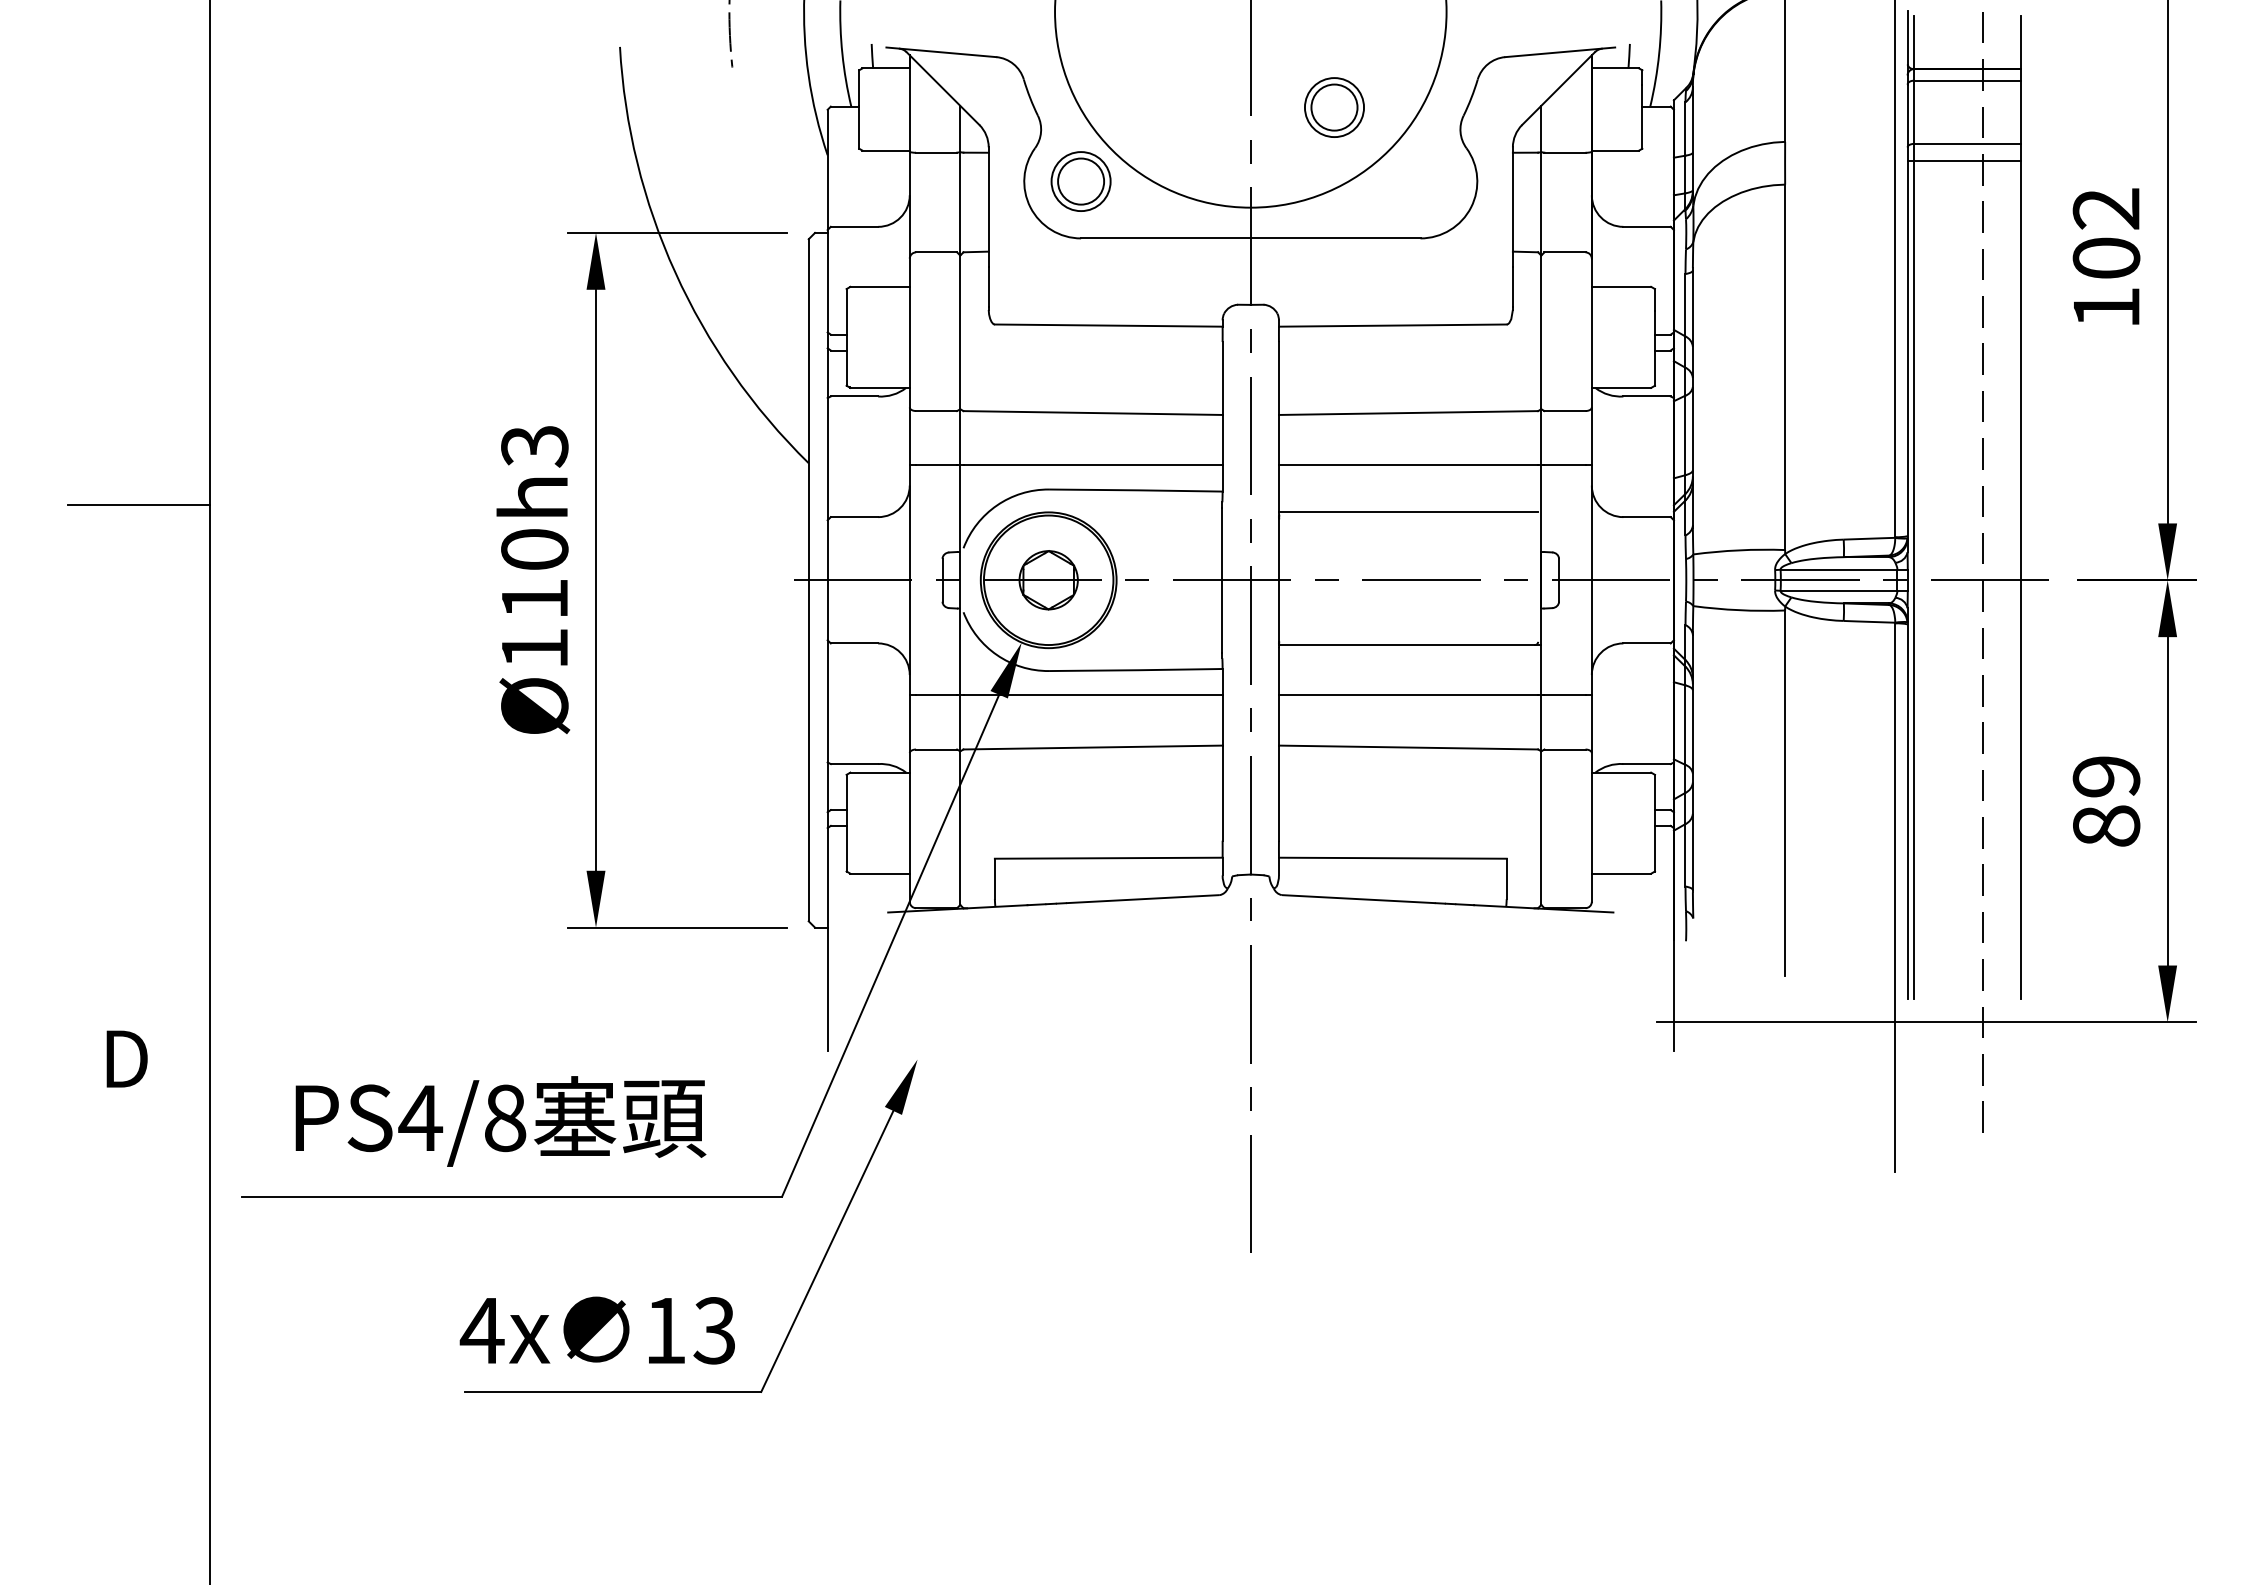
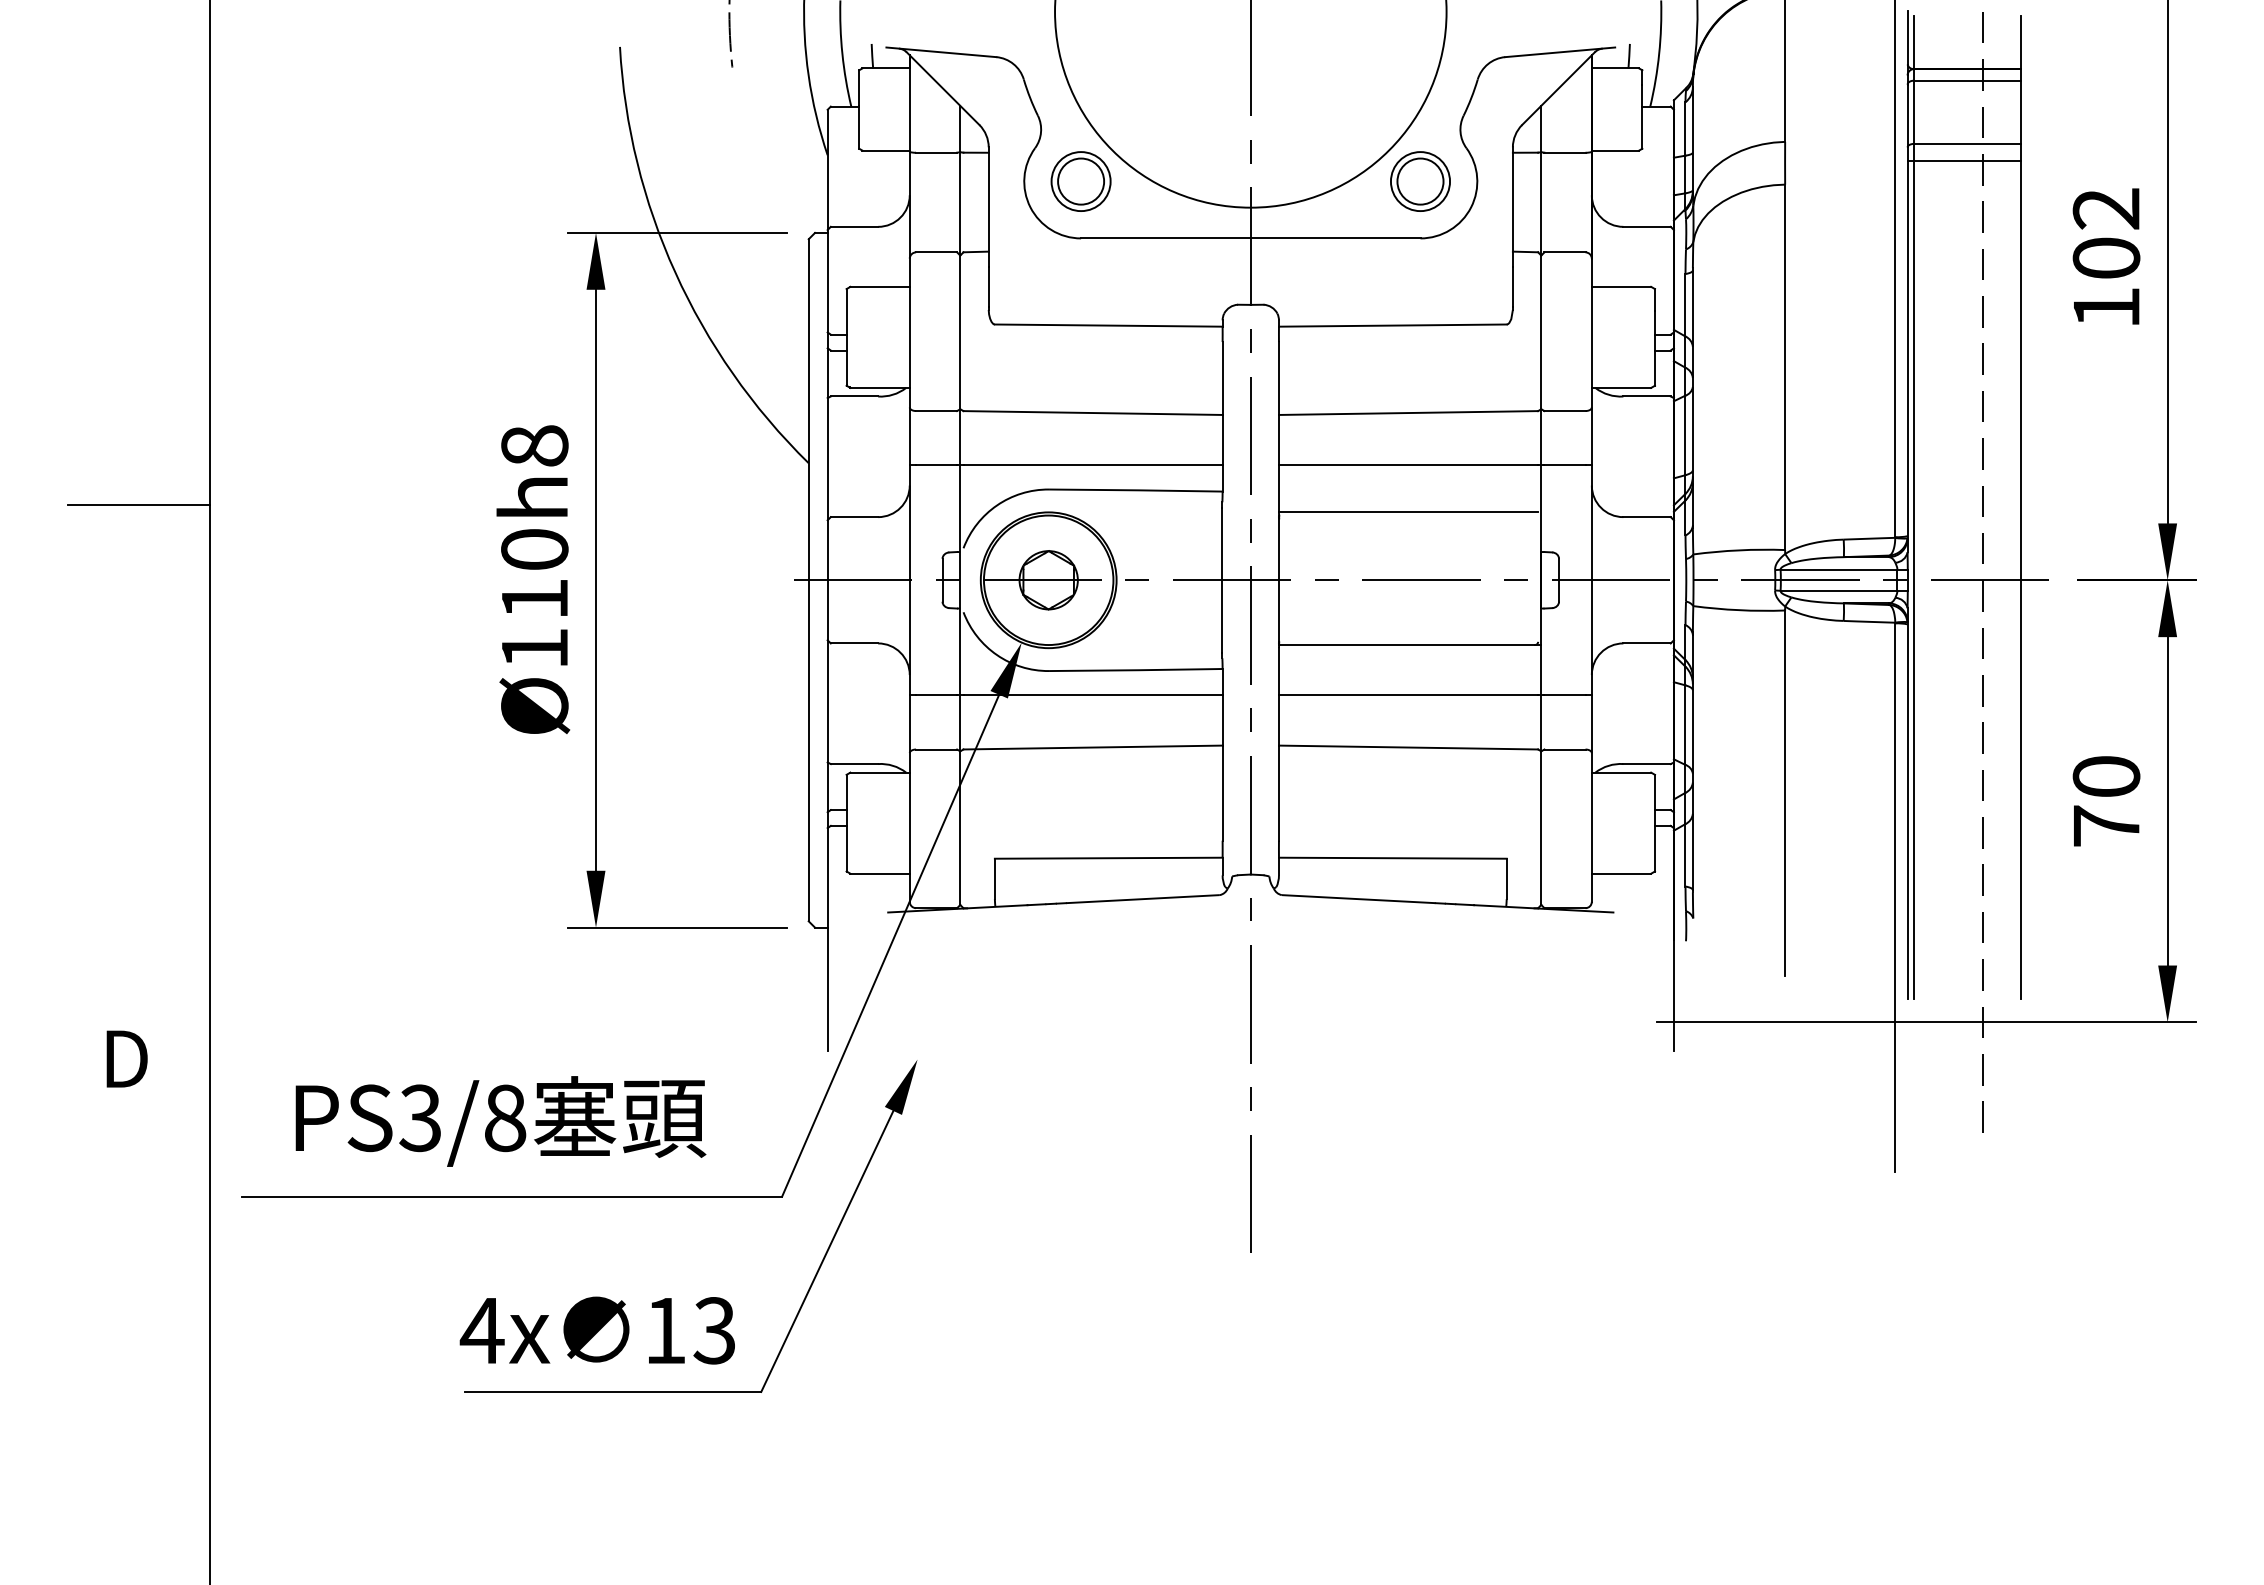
part position: (1334, 107) -> (1420, 181) (1420, 181)
text: Ø110h3 -> Ø110h8 (534, 446)
text: 89 -> 70 (2106, 801)
text: PS4/8 -> PS3/8 (420, 1118)
